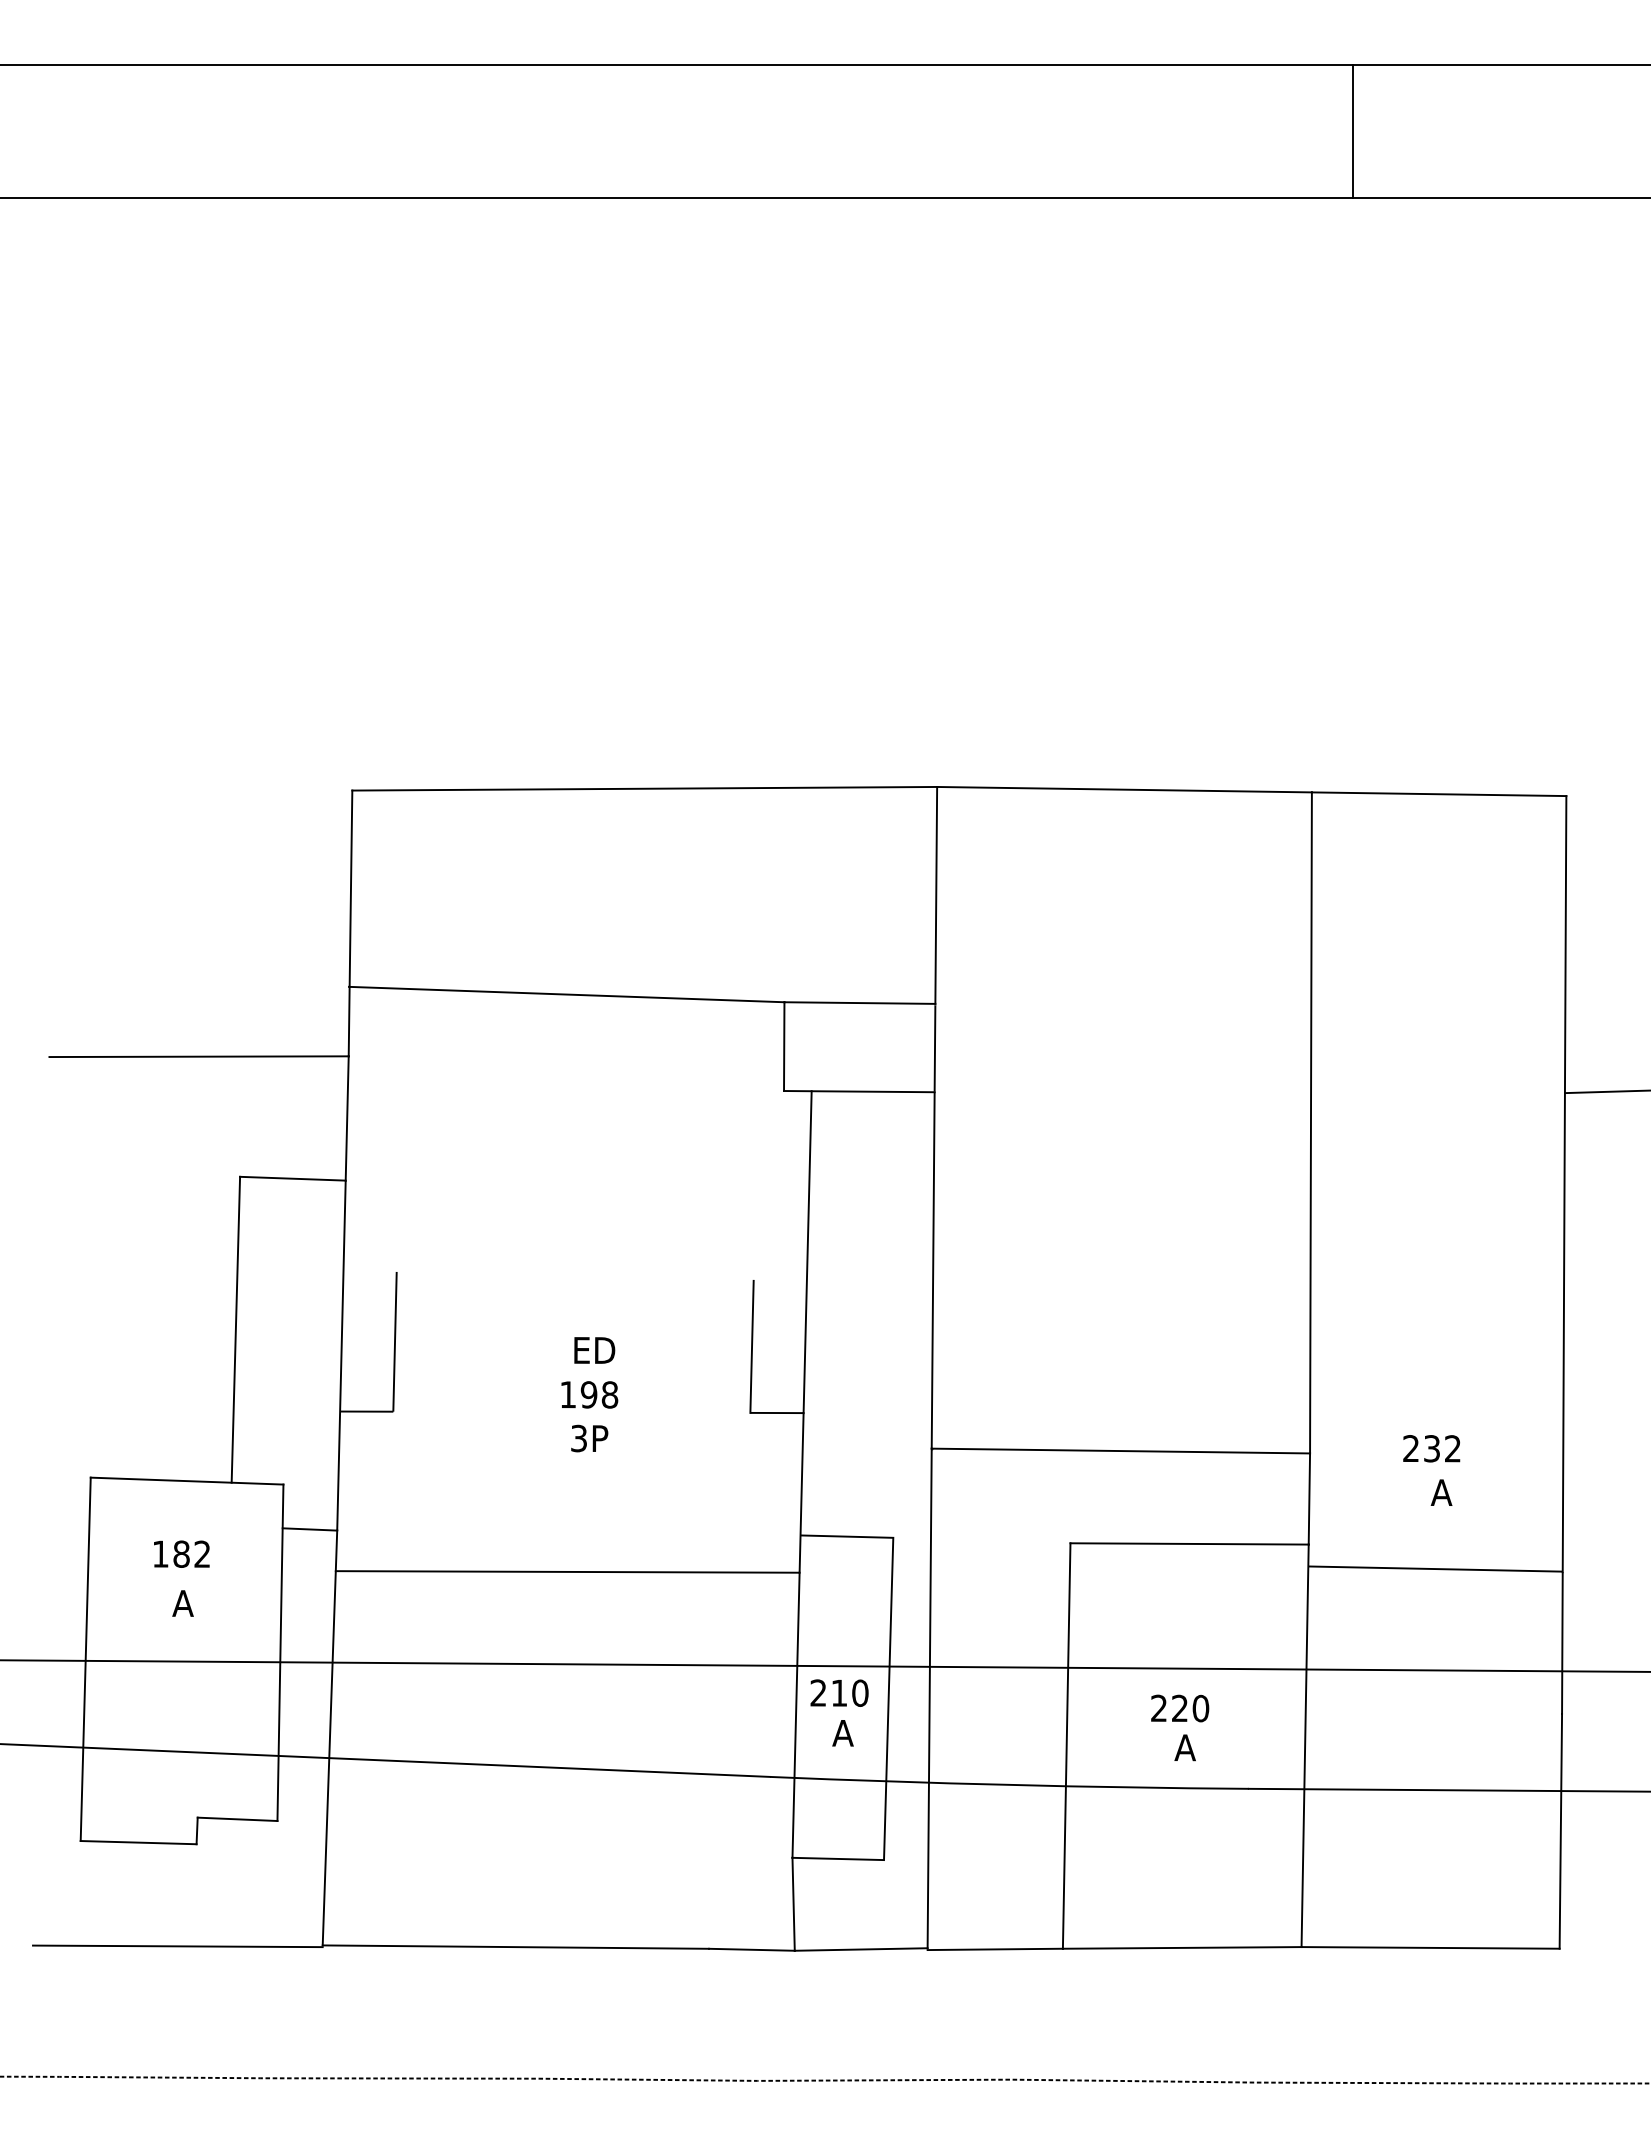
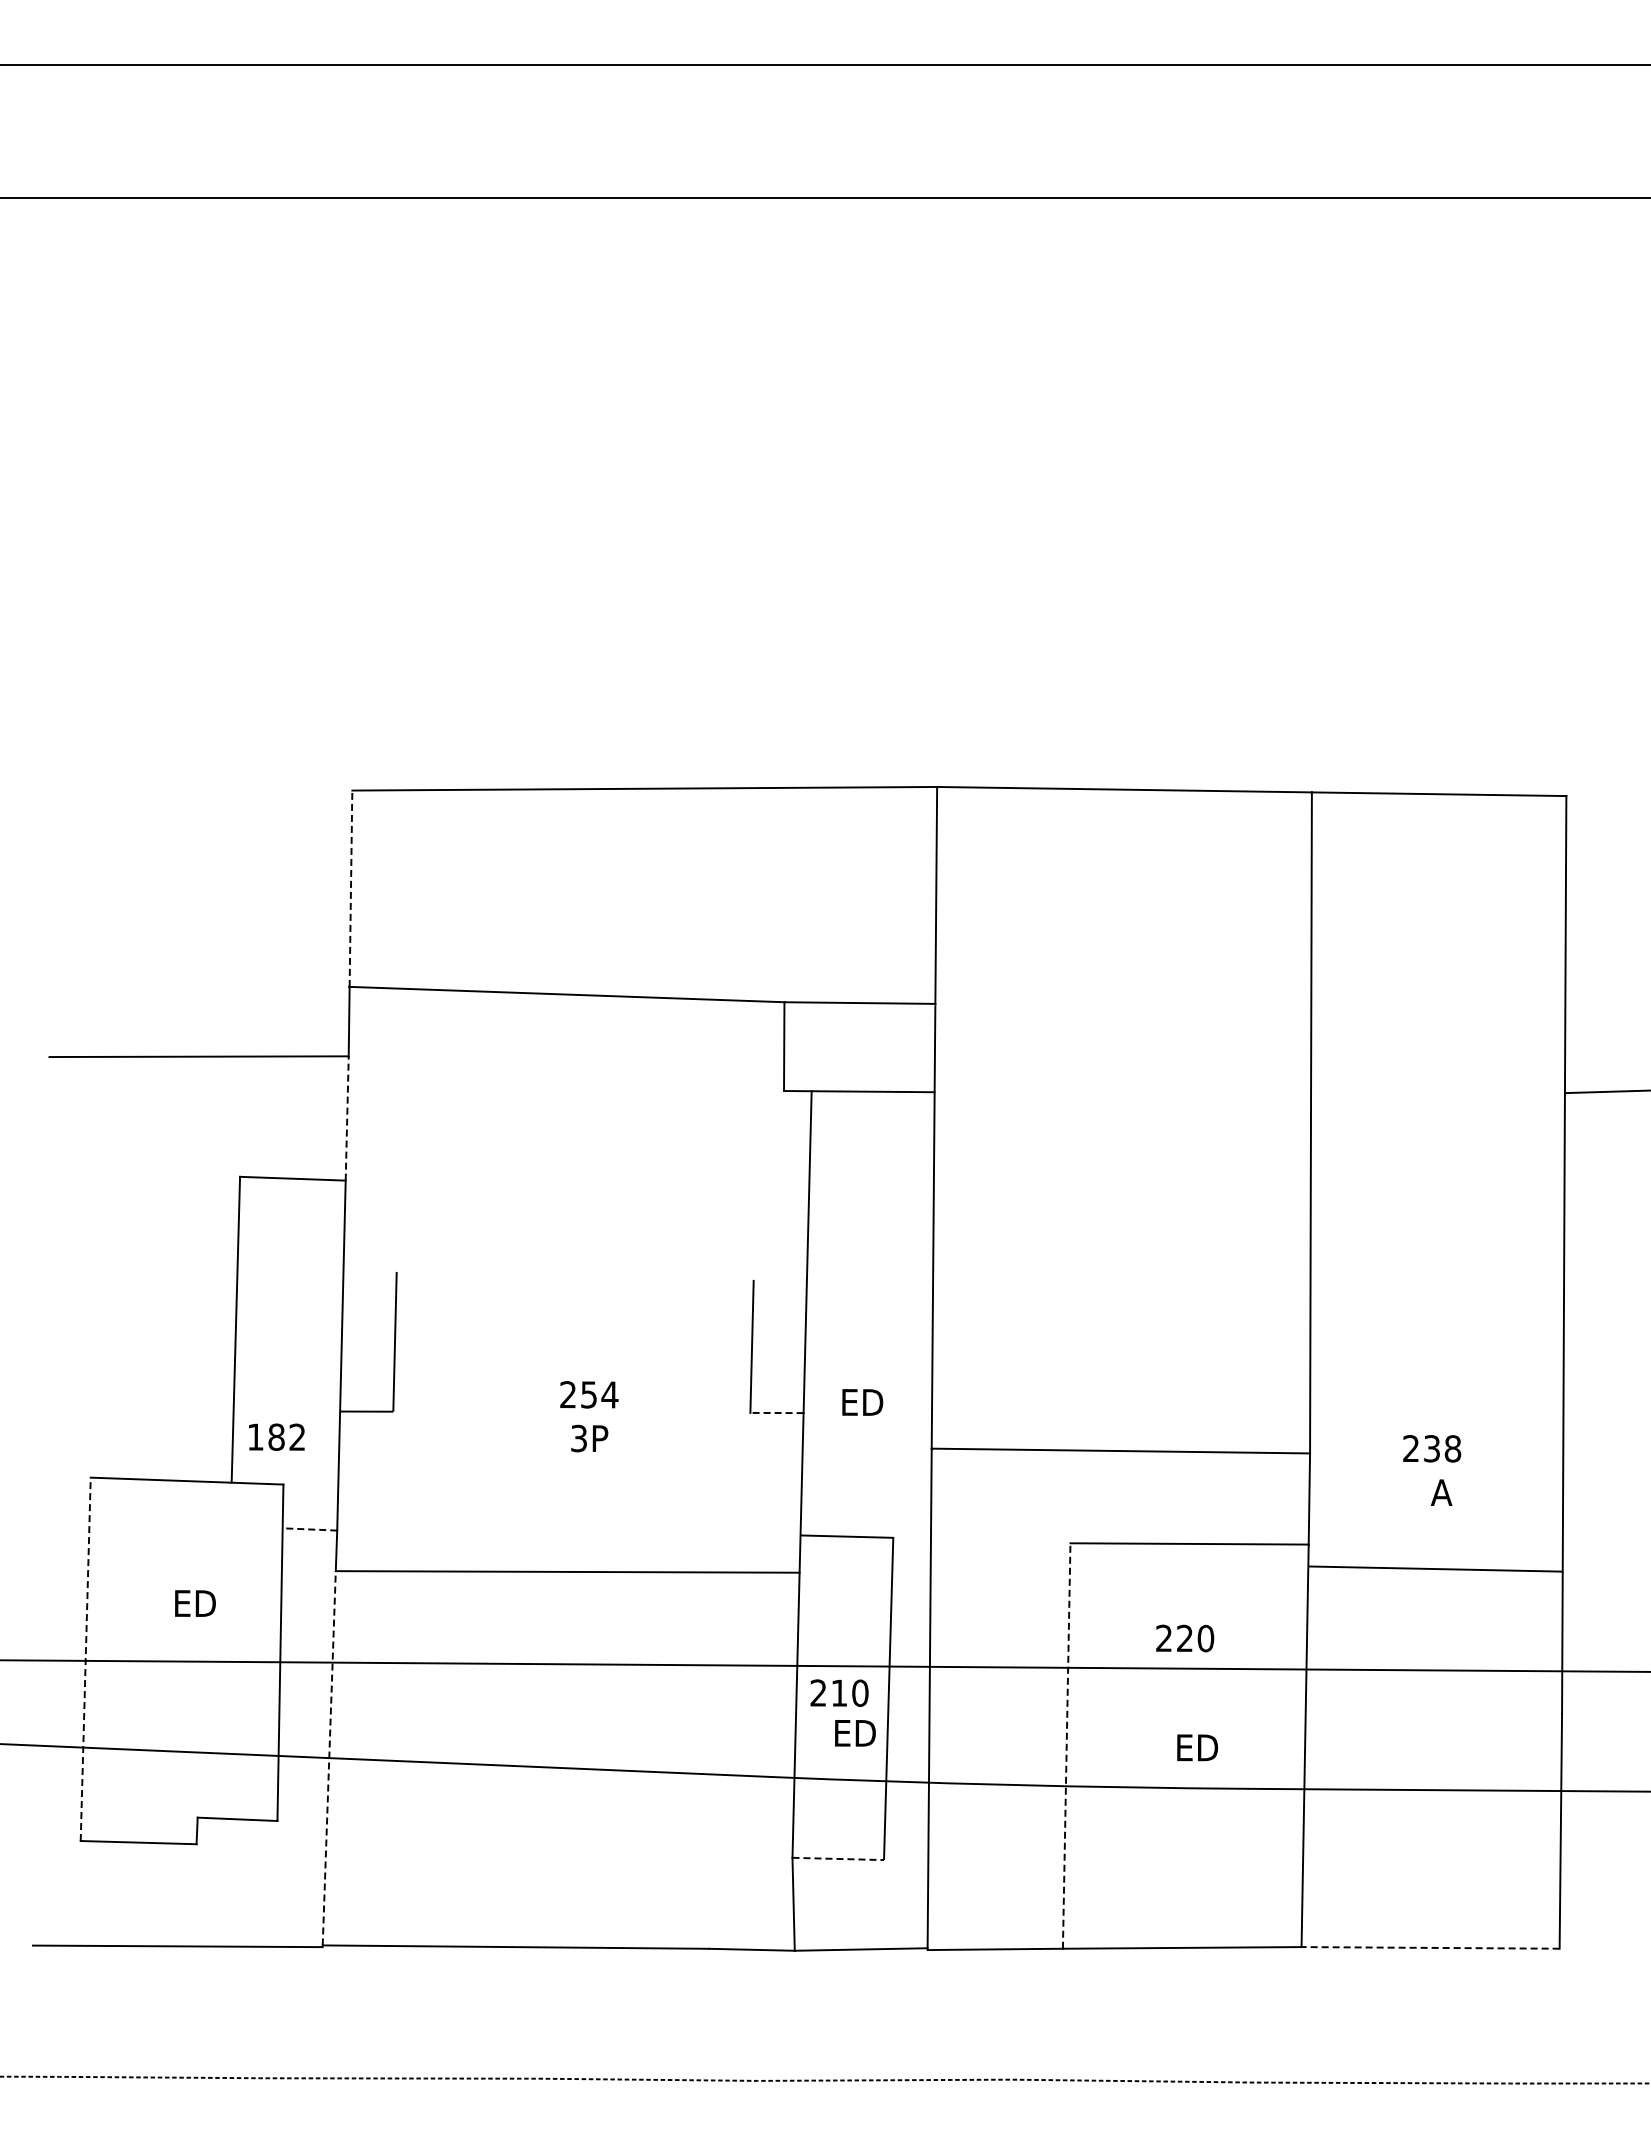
line: present -> none (1353, 130)
line: solid -> dashed (350, 888)
line: solid -> dashed (347, 1117)
text position: (594, 1350) -> (862, 1402) (862, 1402)
text: 198 -> 254 (589, 1394)
line: solid -> dashed (777, 1413)
text: 232 -> 238 (1452, 1448)
line: solid -> dashed (309, 1529)
text position: (181, 1553) -> (276, 1436) (276, 1436)
text: A -> ED (193, 1603)
line: solid -> dashed (85, 1659)
text position: (1180, 1708) -> (1185, 1638) (1185, 1638)
text: A -> ED (853, 1733)
line: solid -> dashed (1066, 1746)
text: A -> ED (1196, 1747)
line: solid -> dashed (329, 1757)
line: solid -> dashed (838, 1858)
line: solid -> dashed (1430, 1947)
